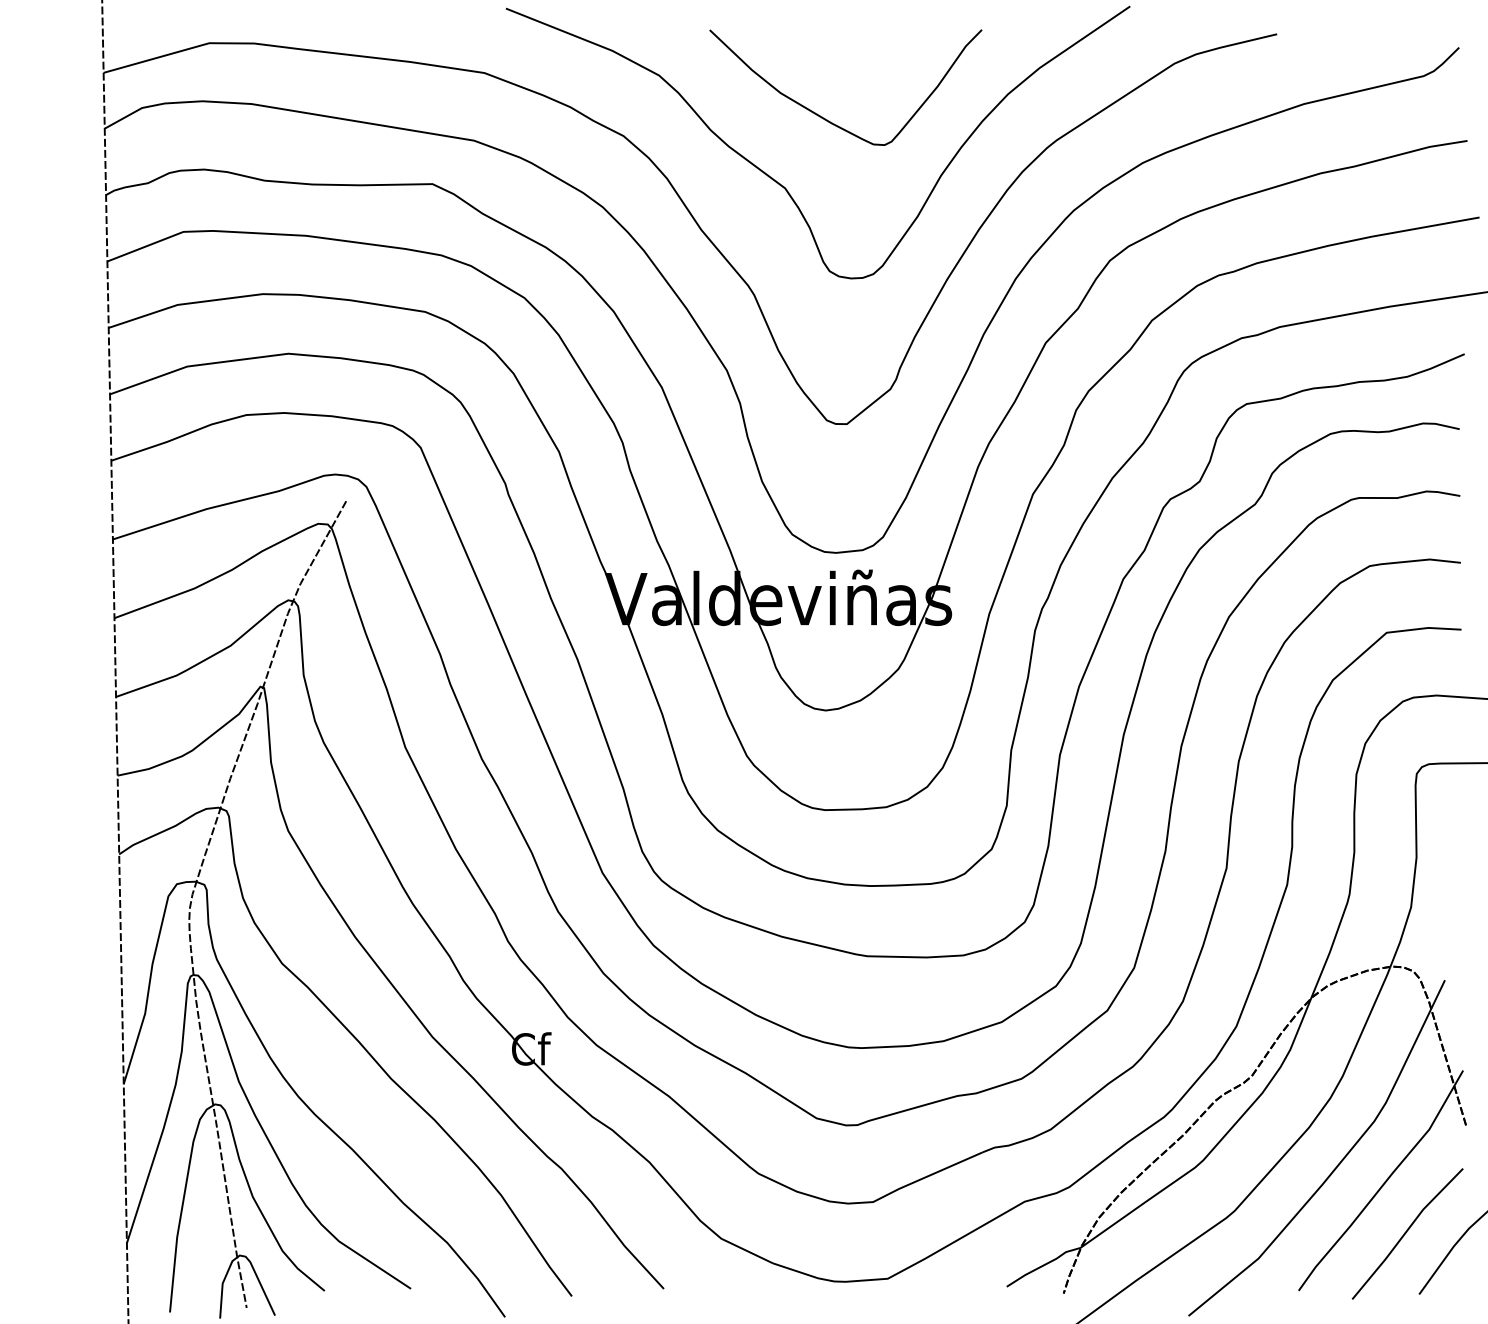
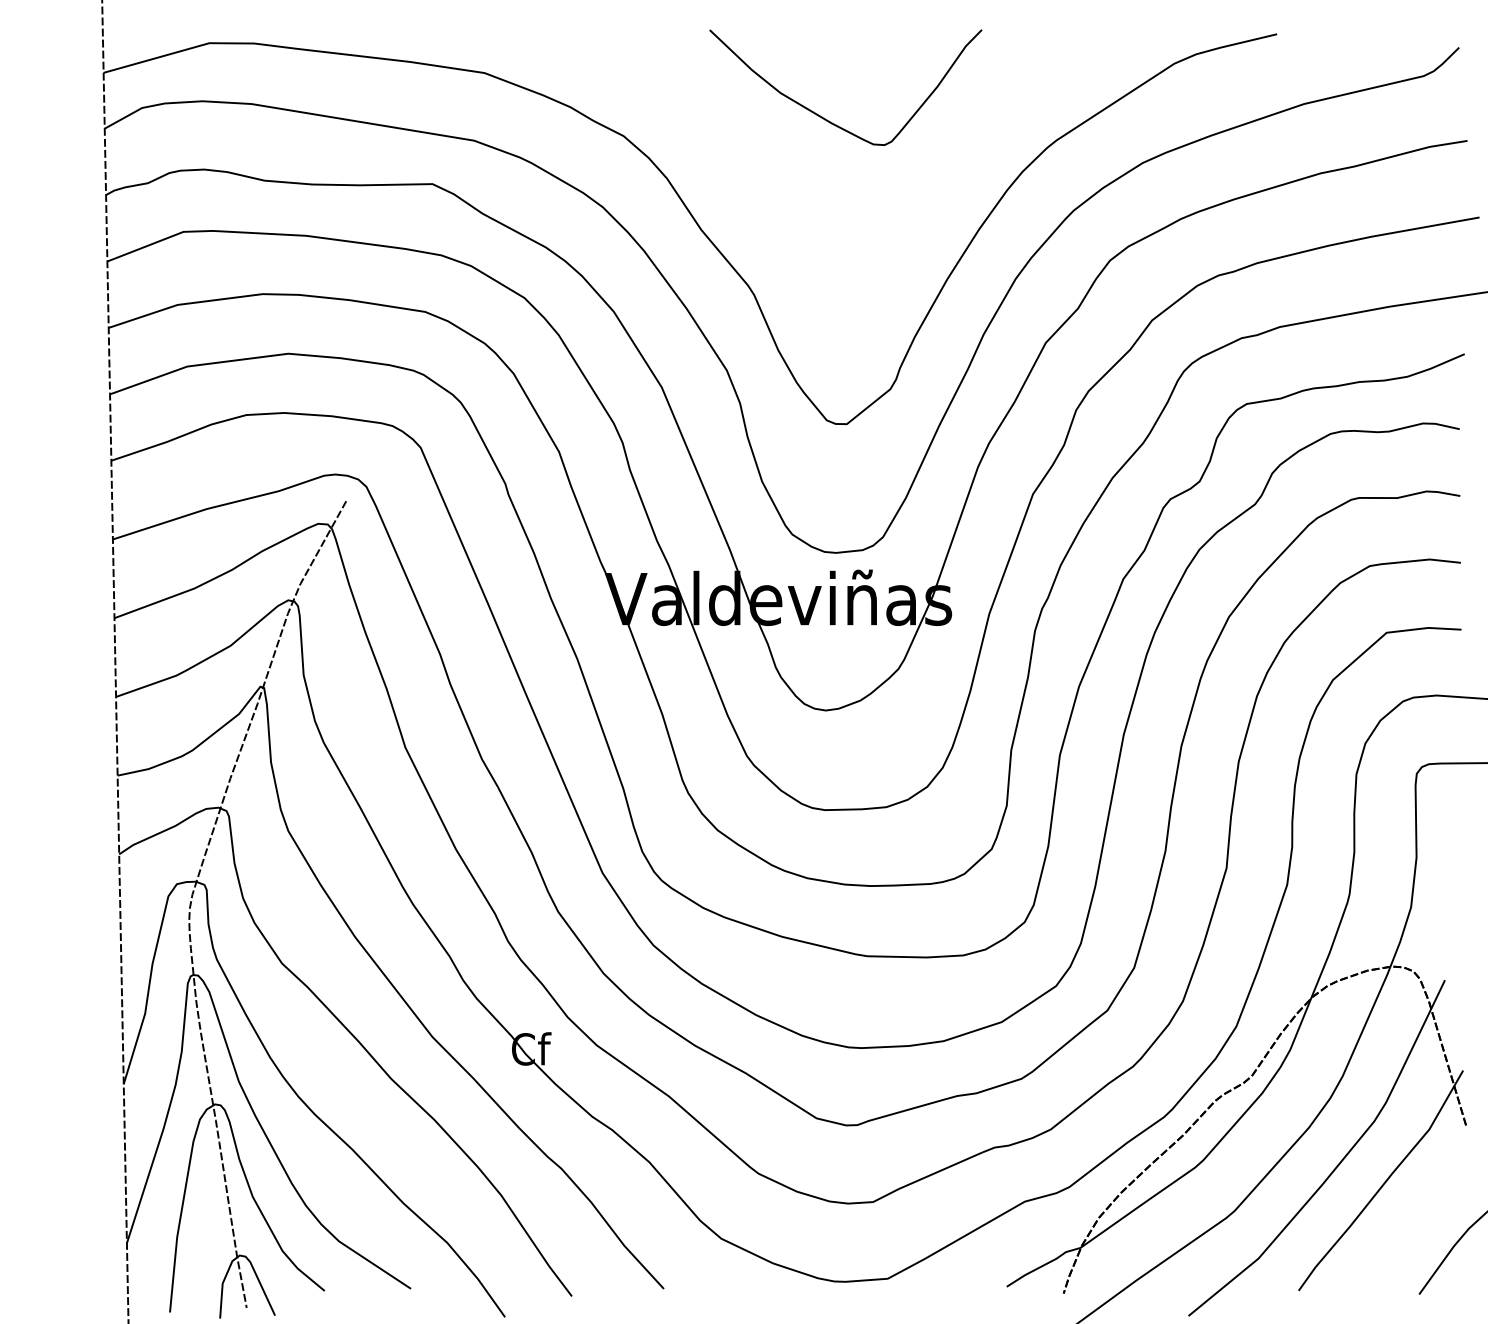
curve: present -> none (783, 185)
line: present -> none (1407, 1232)
